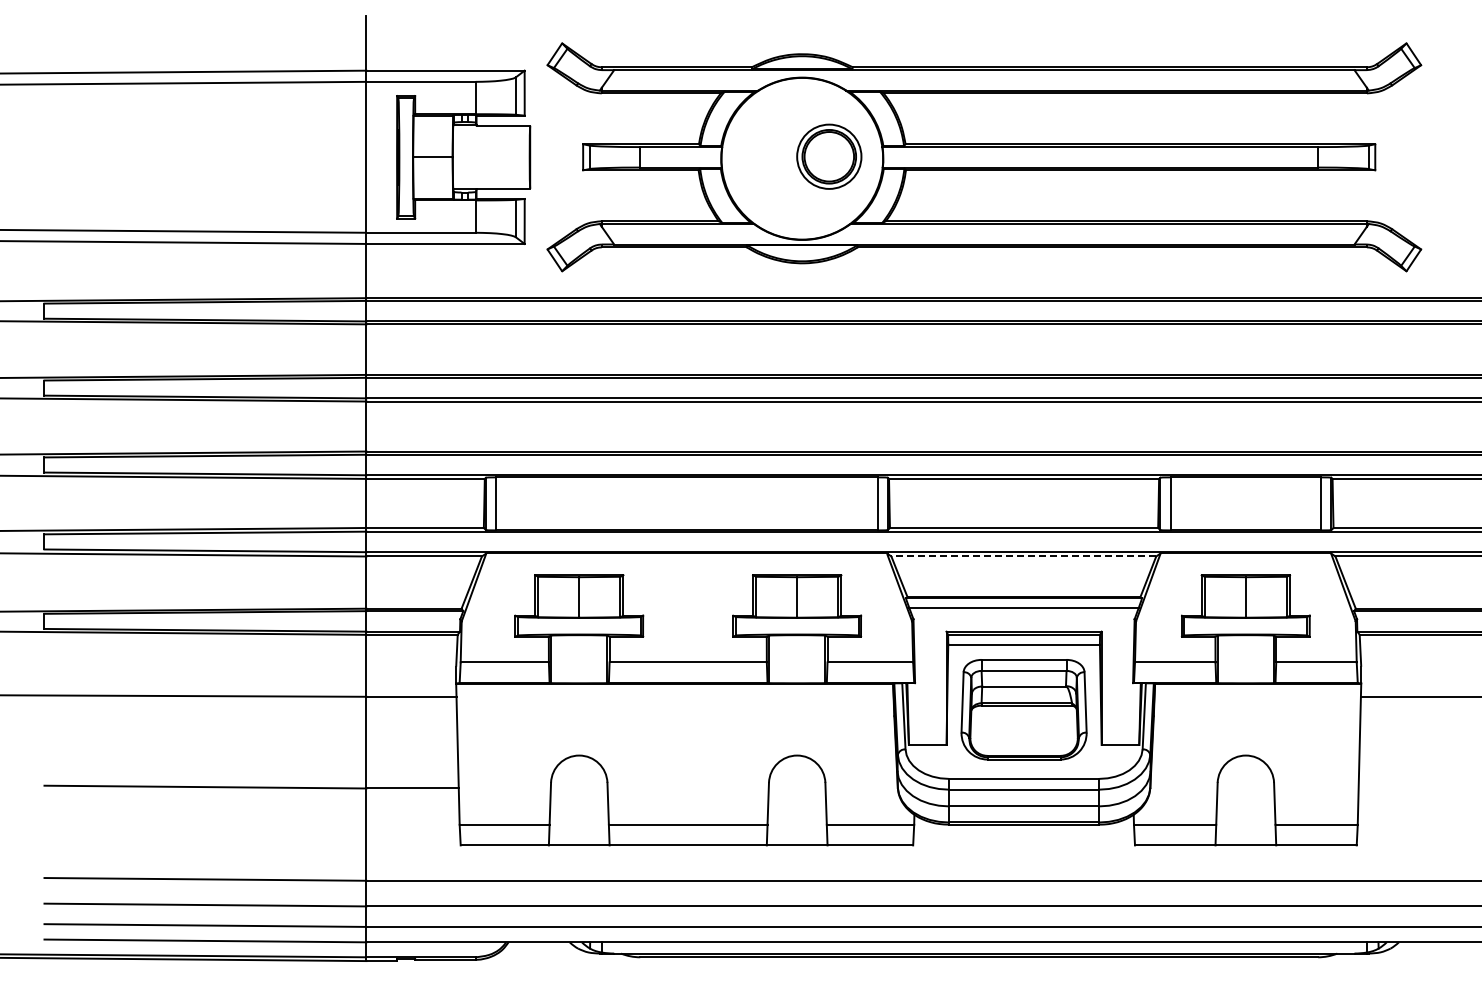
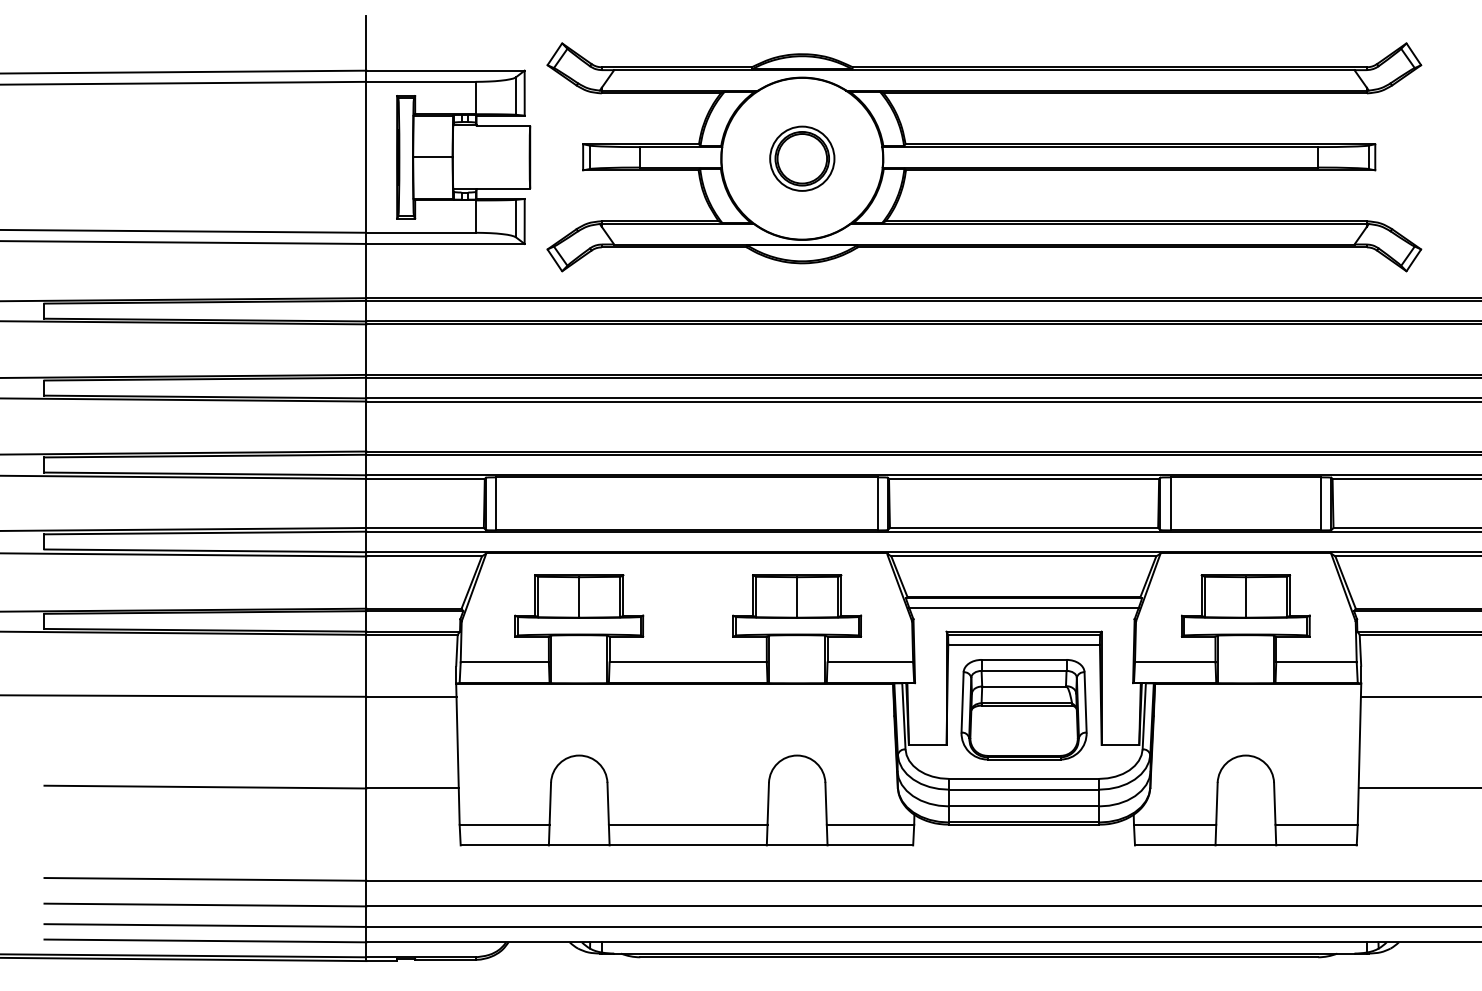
part position: (829, 156) -> (802, 158) (802, 158)
line: dashed -> solid (1023, 556)
line: none -> present (1418, 788)
